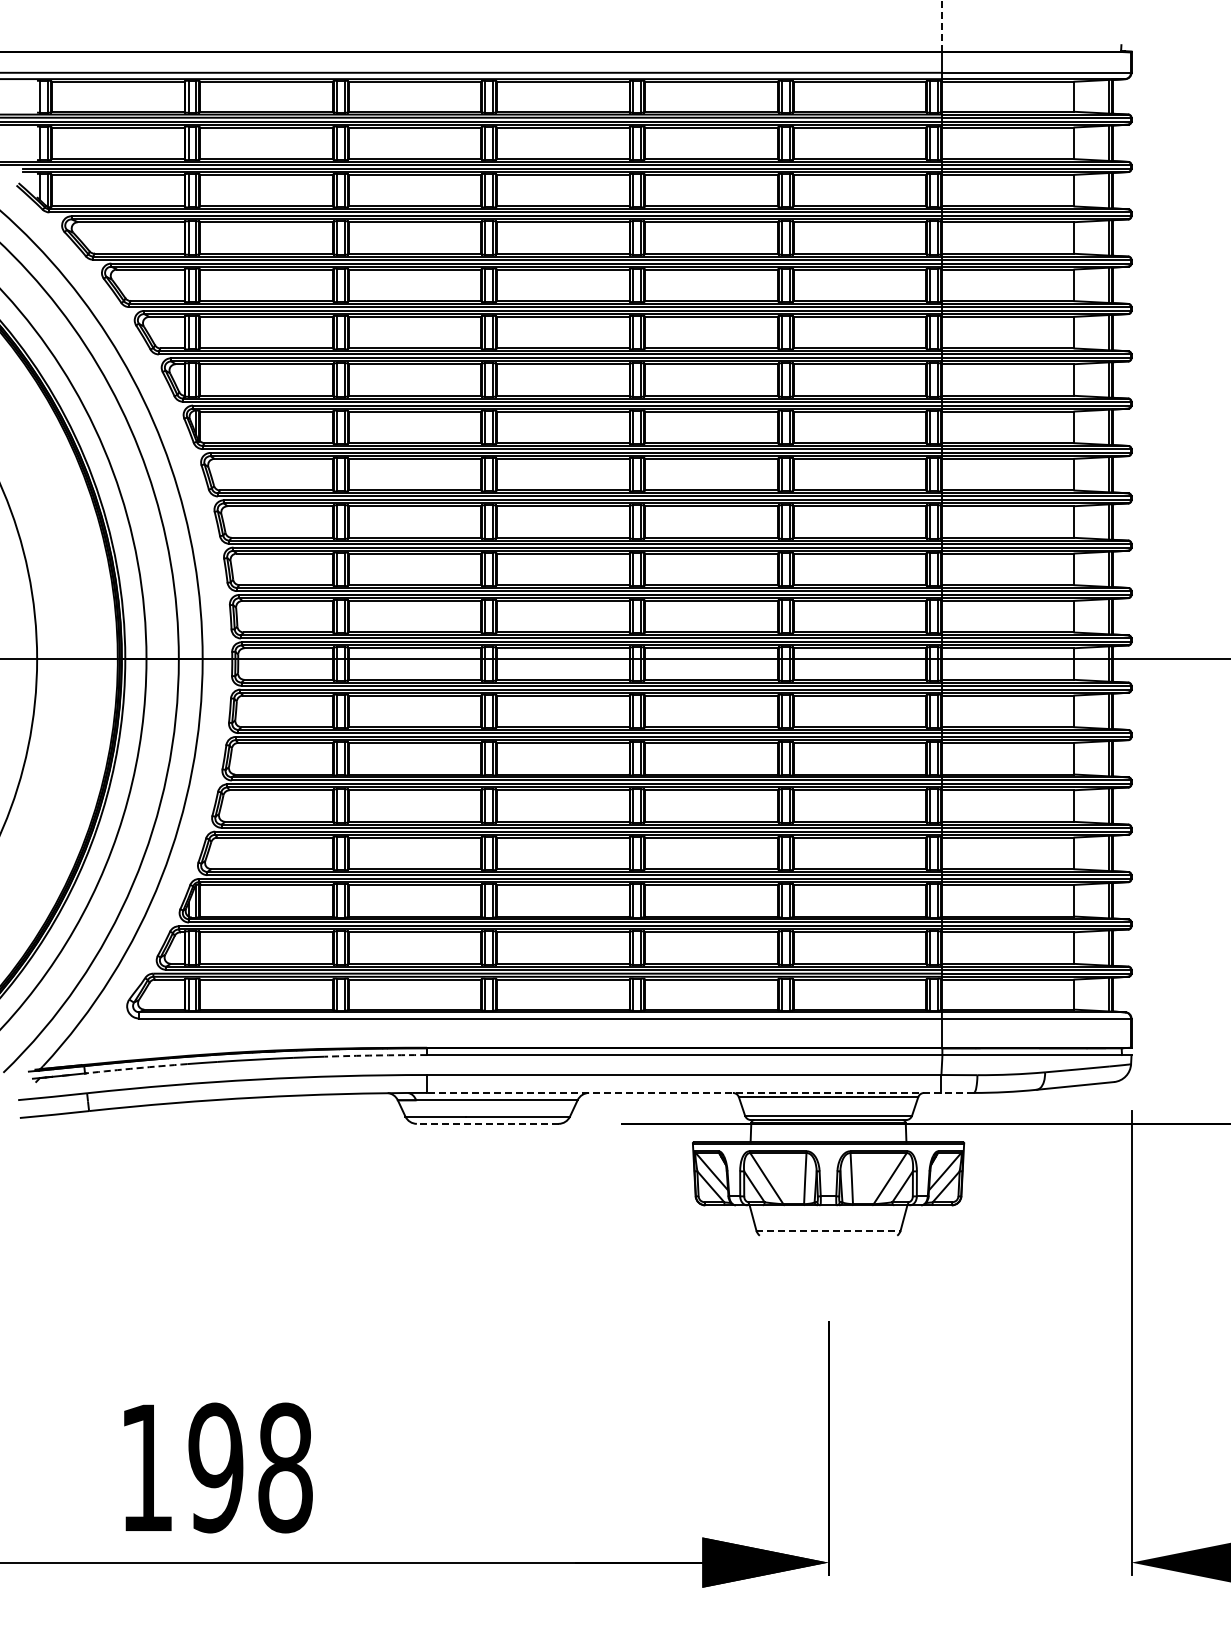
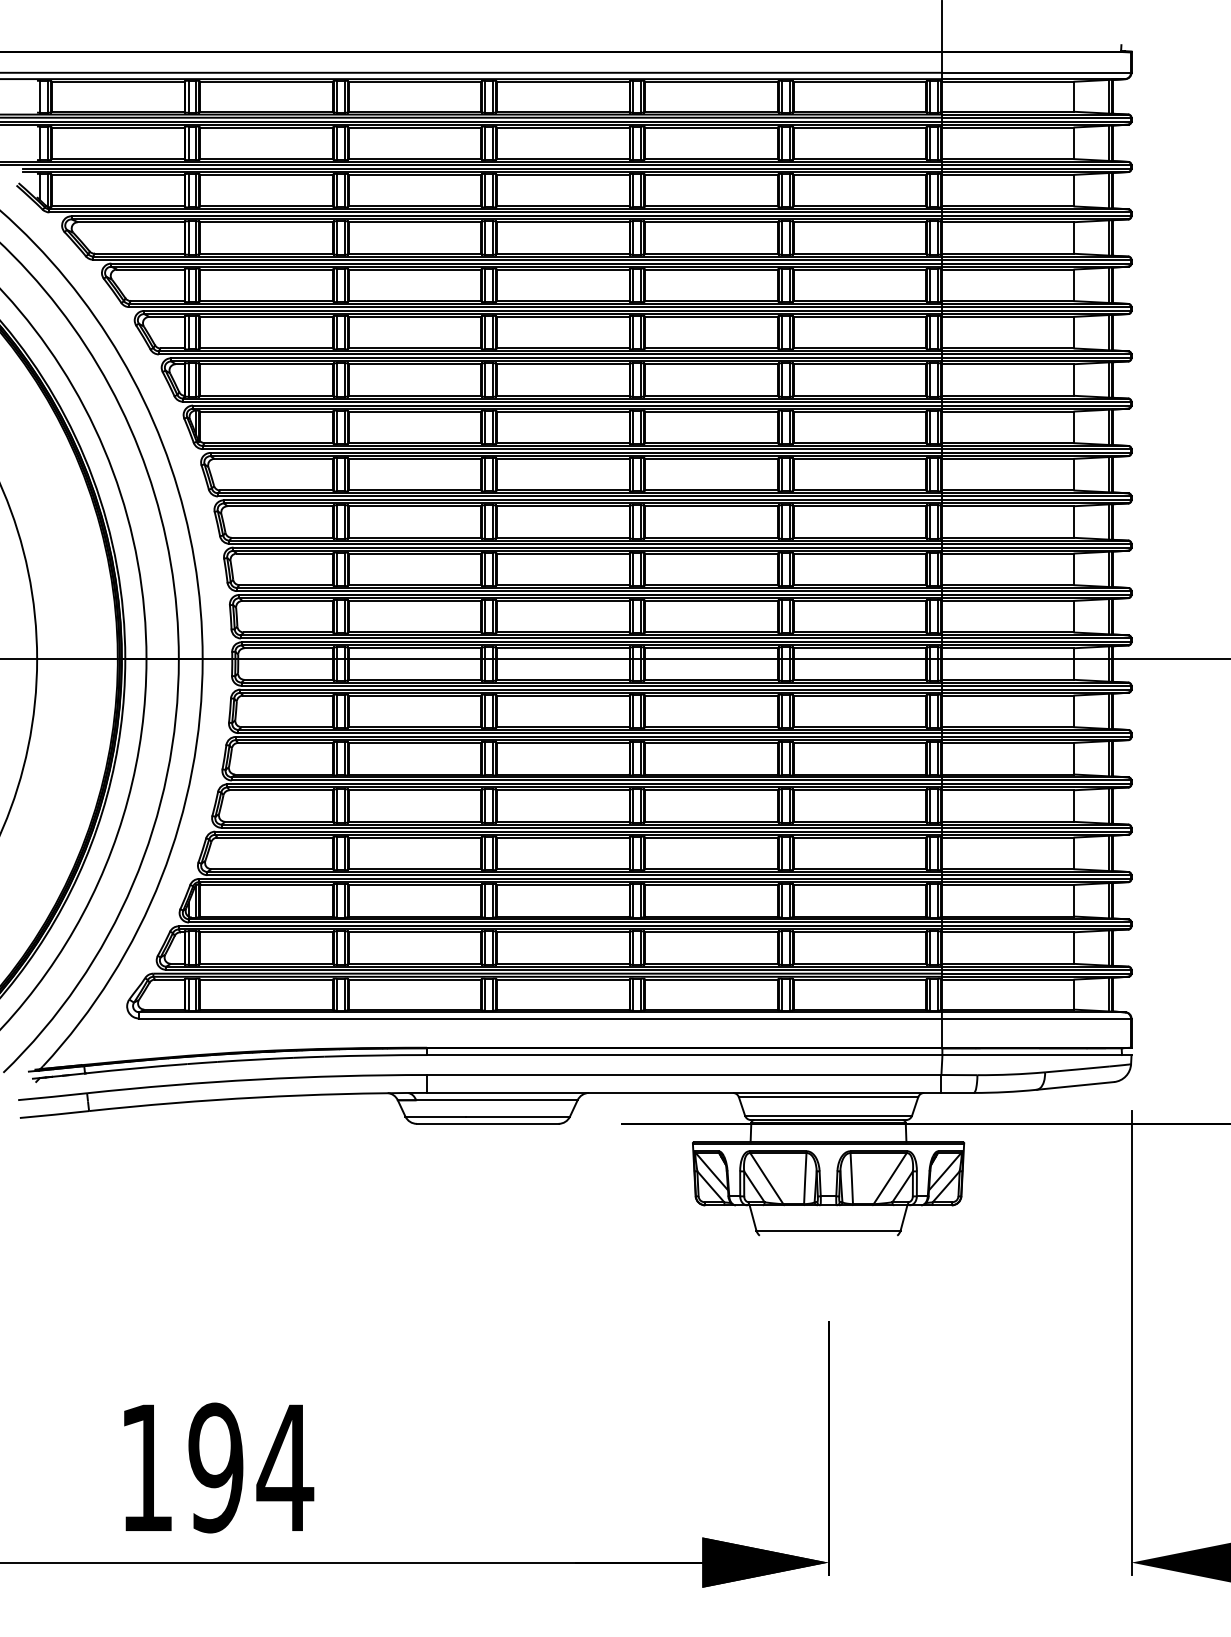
line: dashed -> solid (942, 26)
arc: dashed -> solid (375, 1055)
arc: dashed -> solid (136, 1068)
line: dashed -> solid (699, 1092)
line: dashed -> solid (487, 1123)
line: dashed -> solid (829, 1230)
text: 198 -> 194 (285, 1467)
